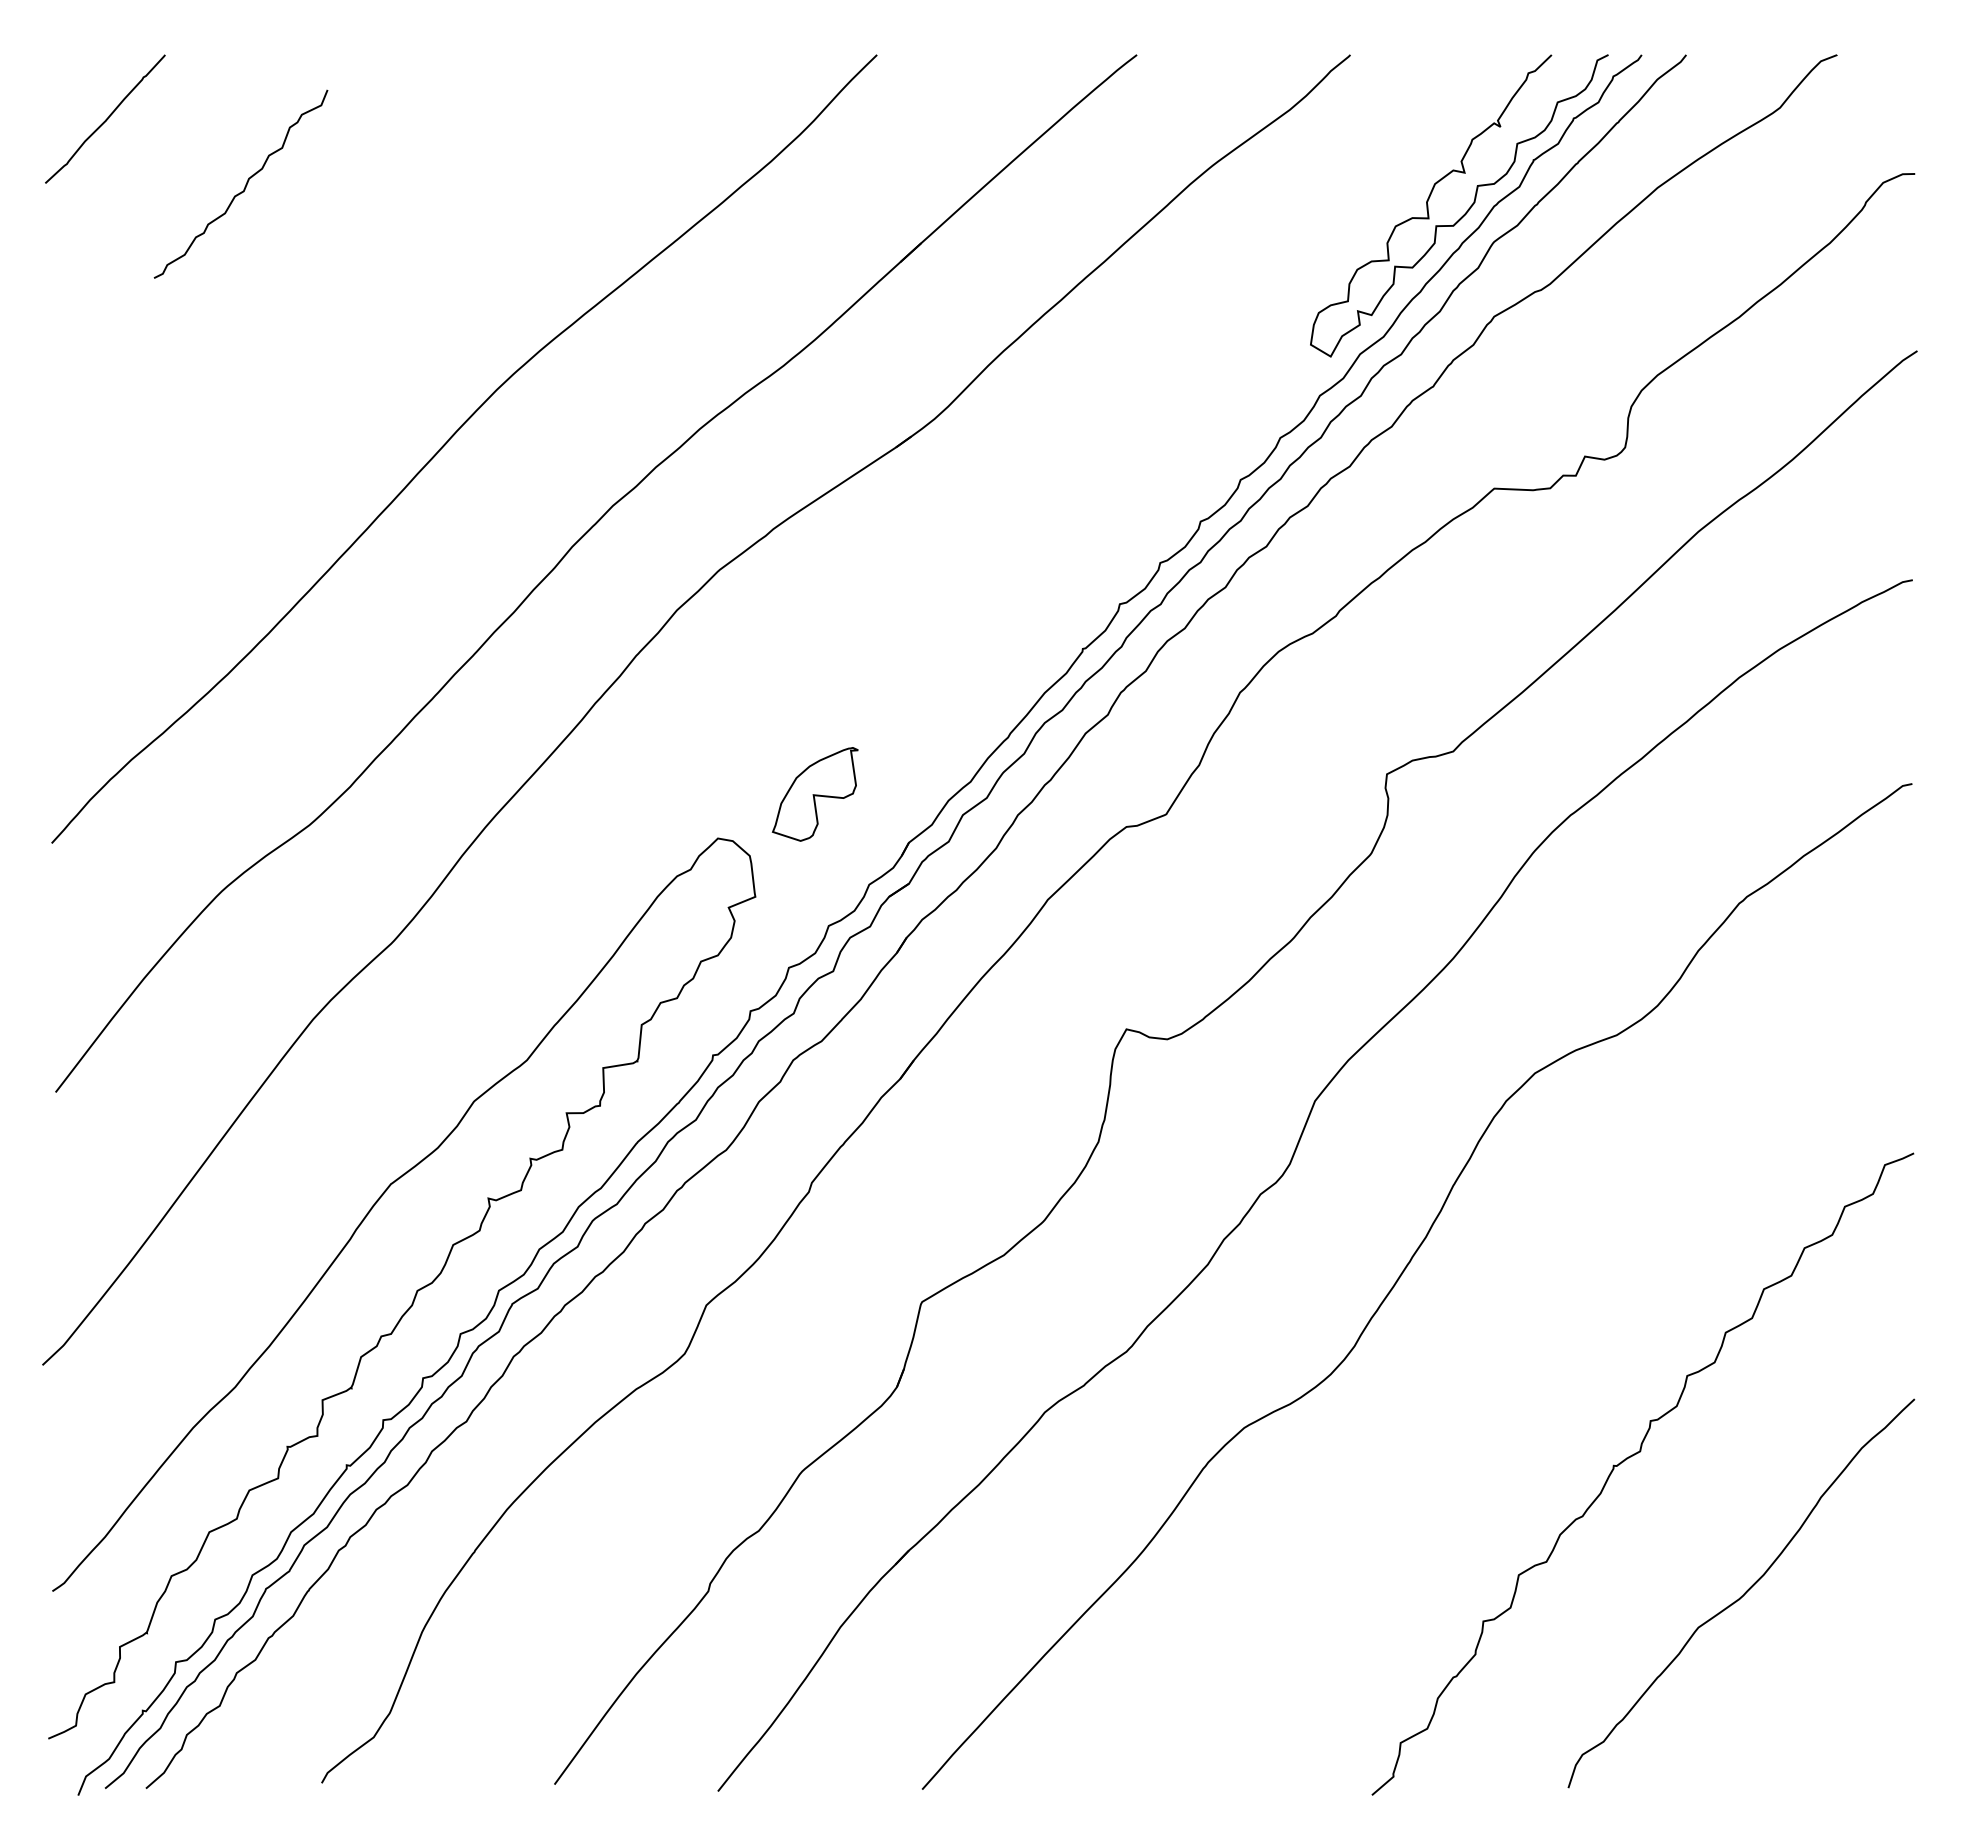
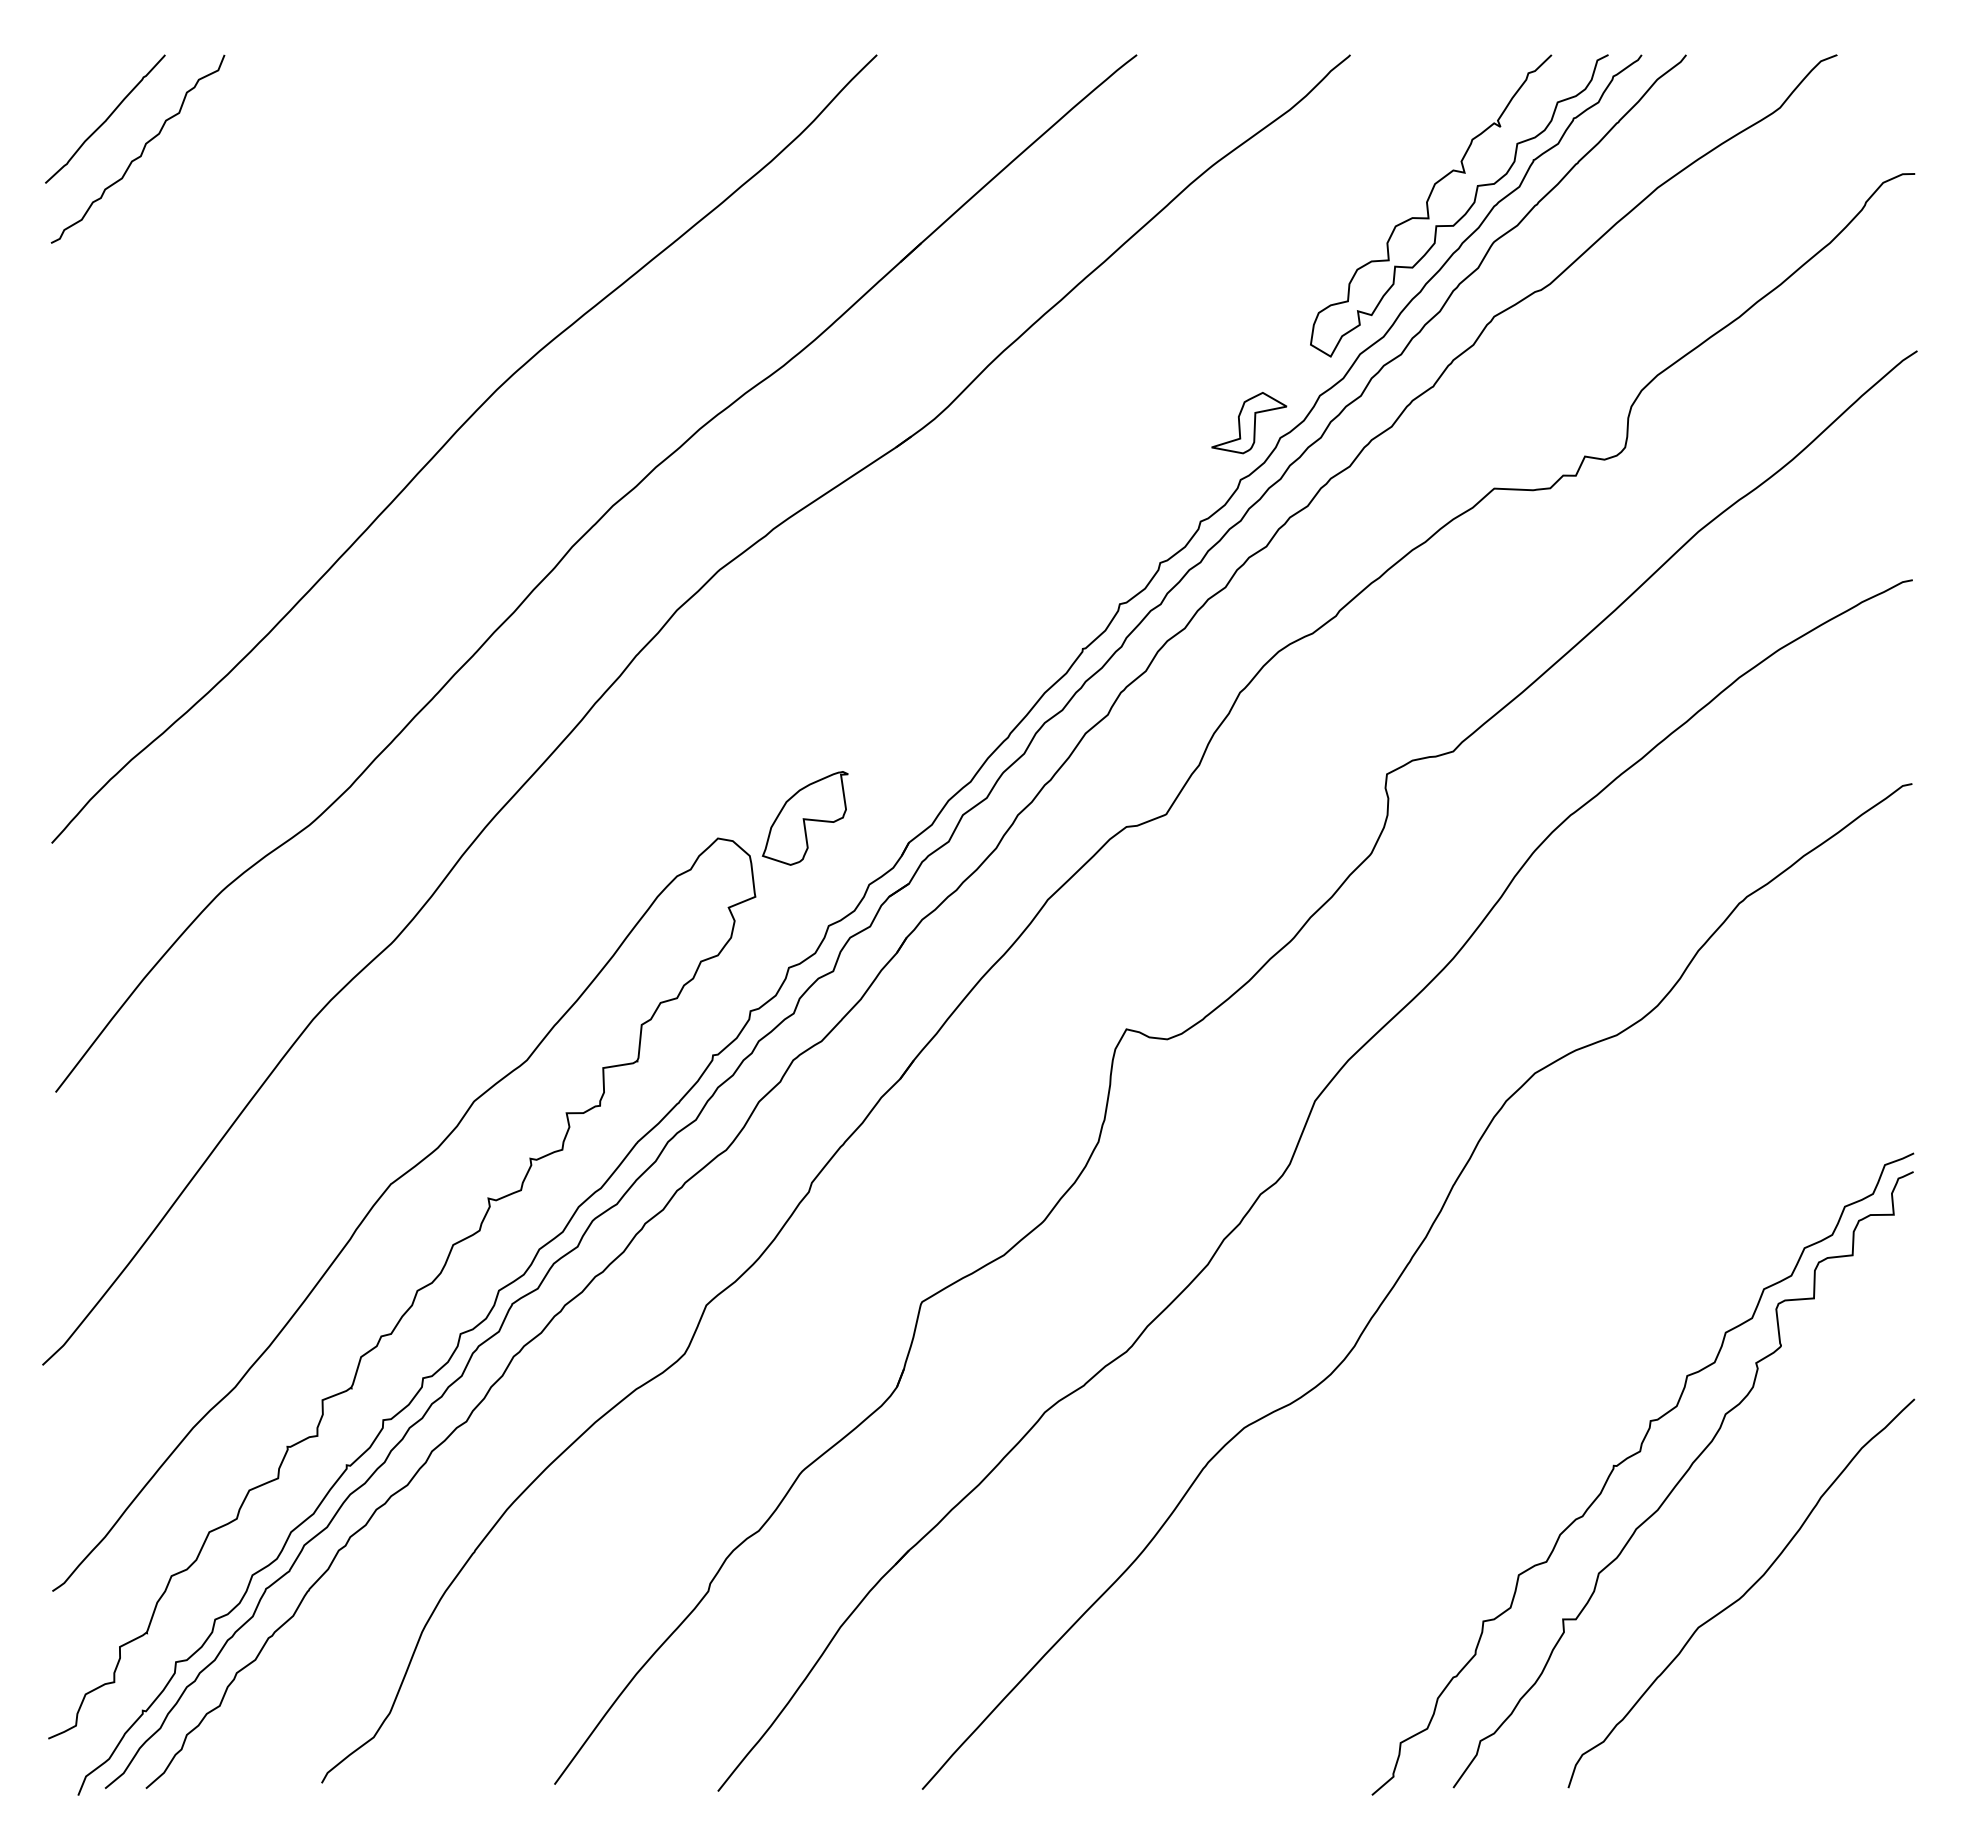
curve position: (244, 186) -> (141, 151) (141, 151)
part: none -> present (1249, 423)
part position: (814, 794) -> (804, 818) (804, 818)
curve: none -> present (1682, 1478)
